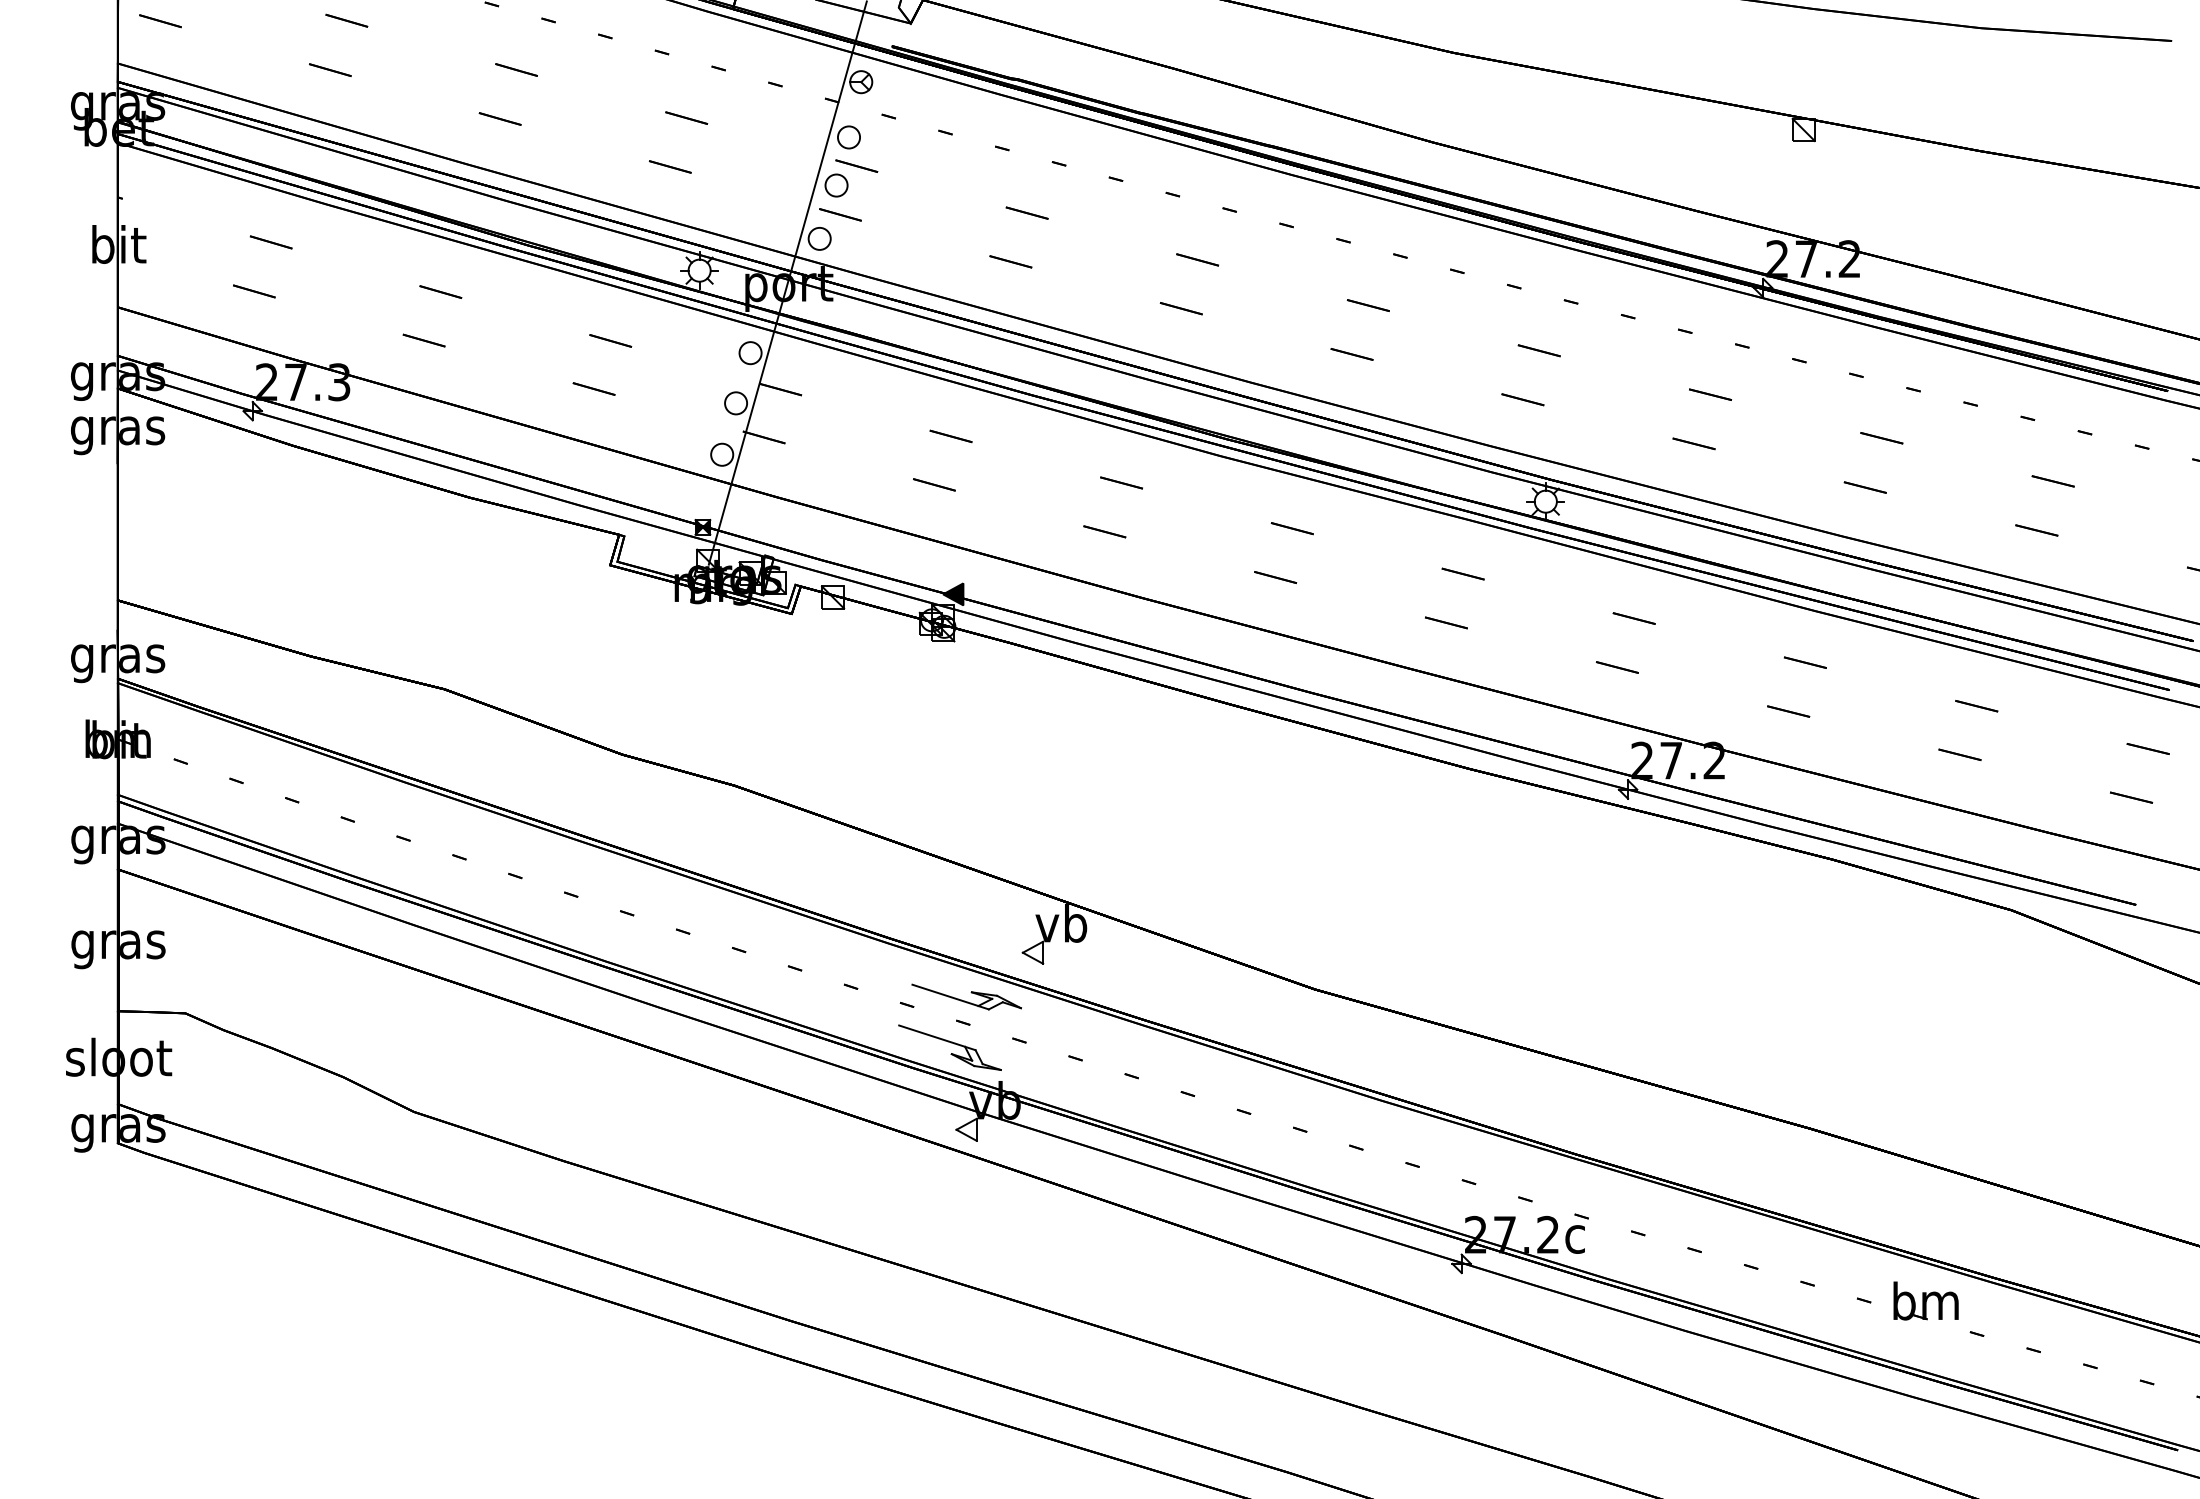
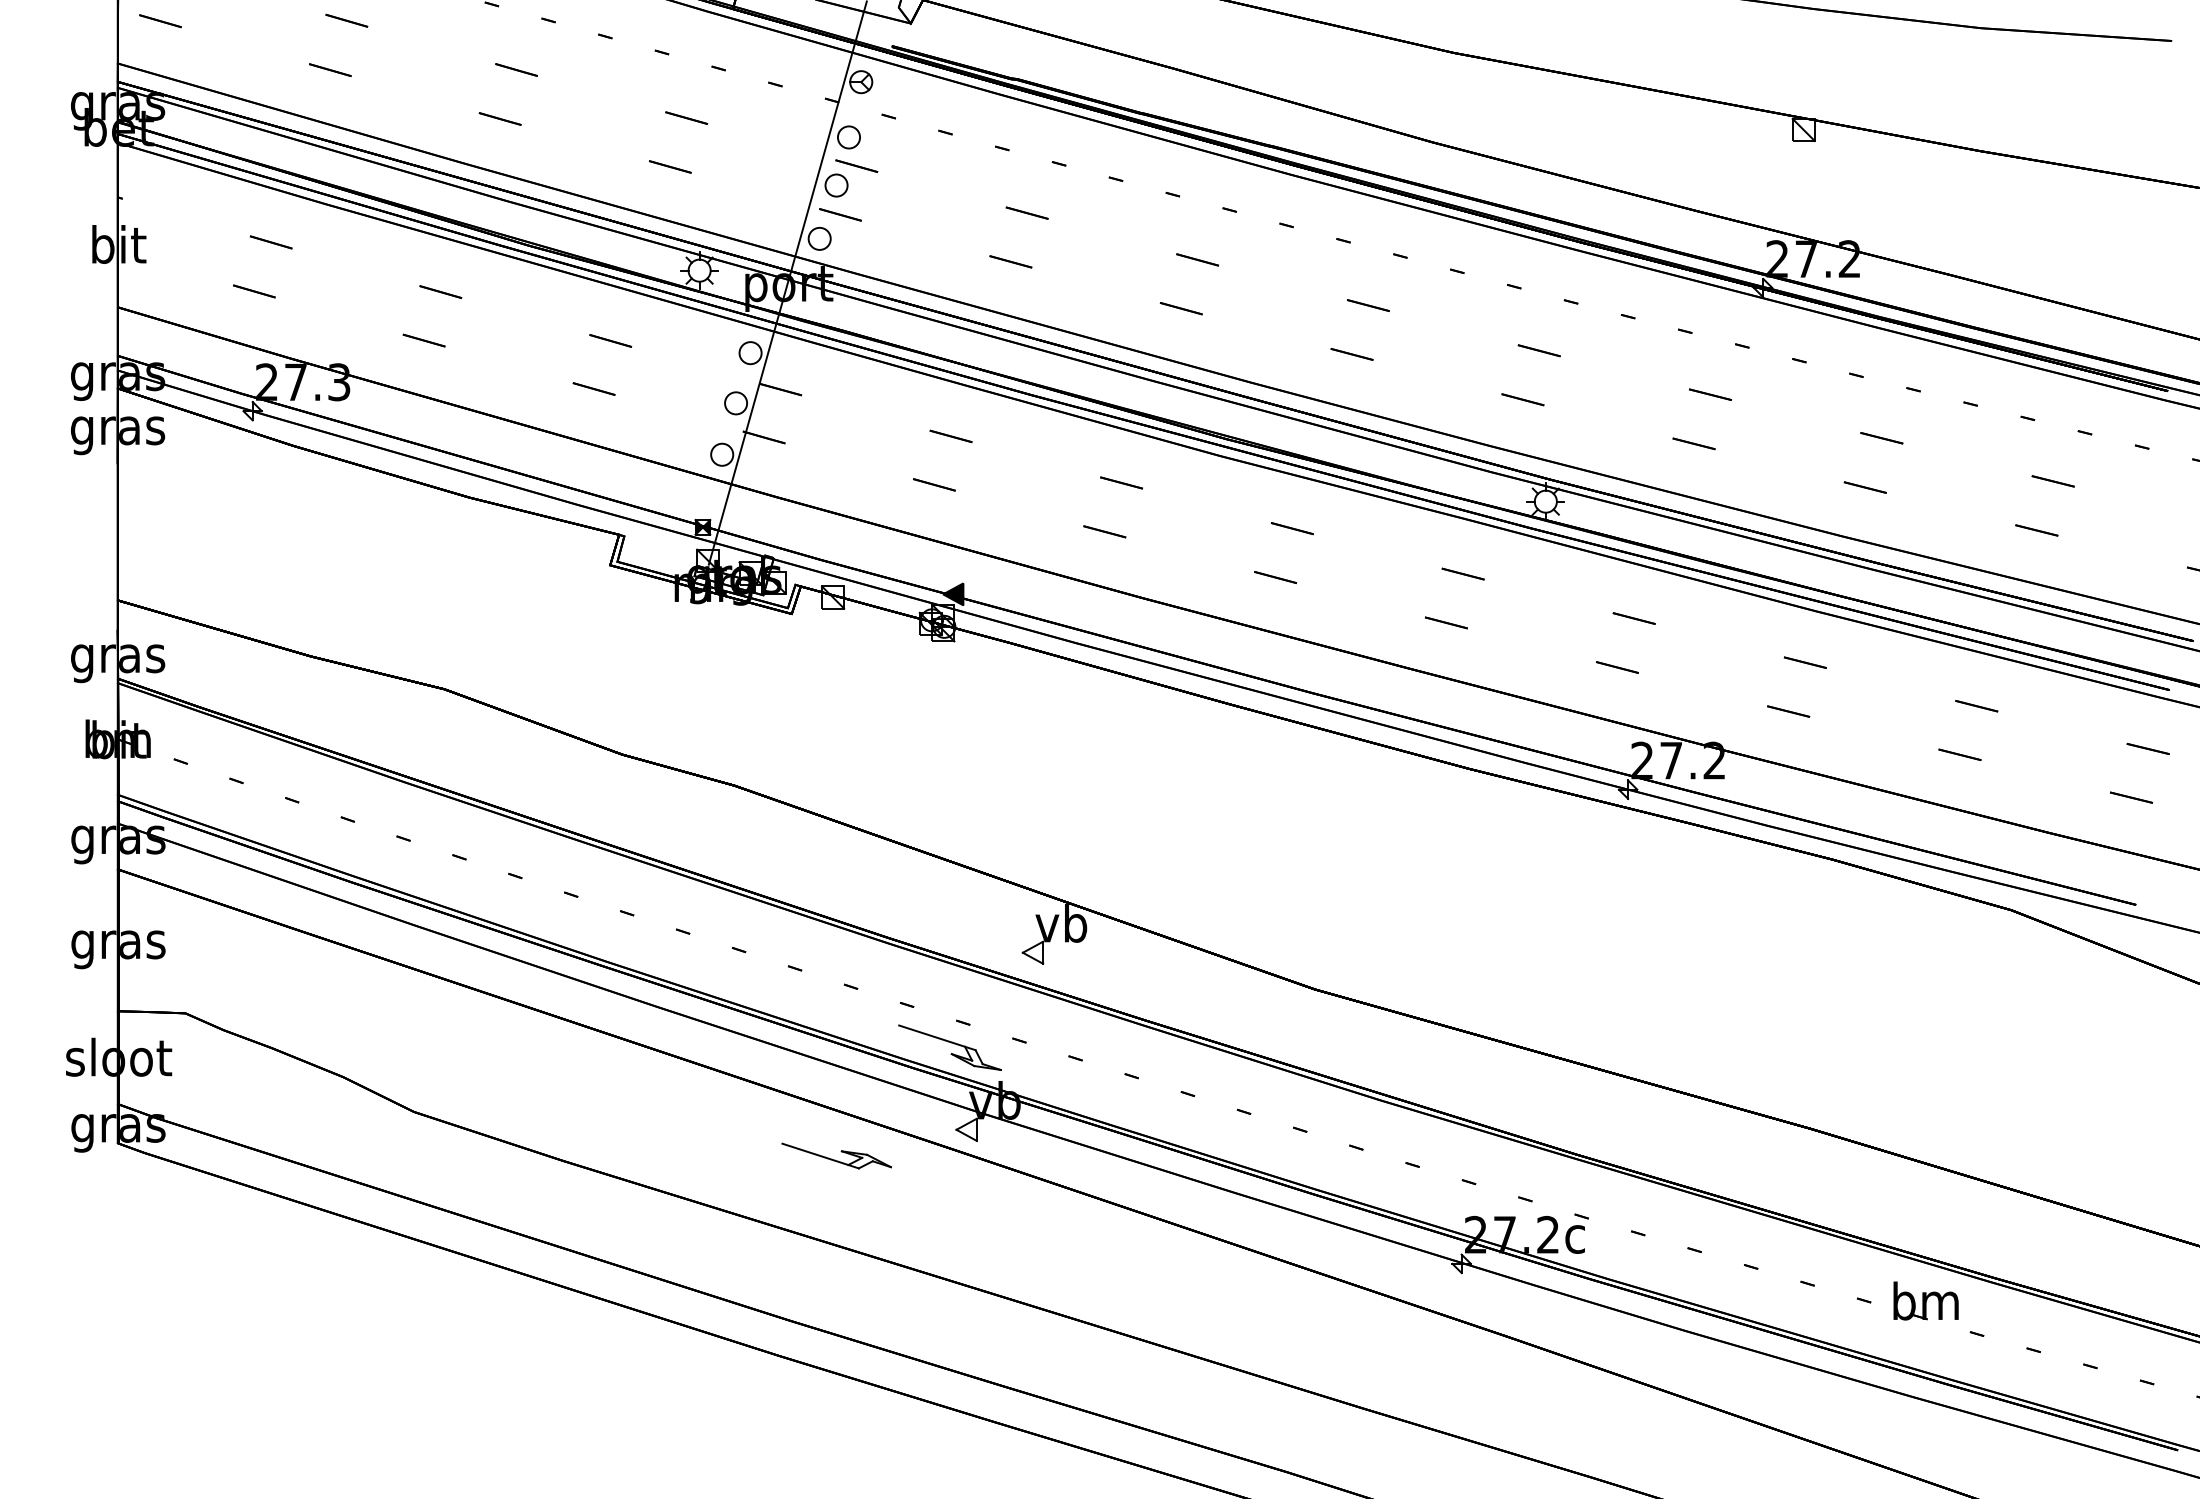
part position: (966, 996) -> (836, 1155) (836, 1155)
